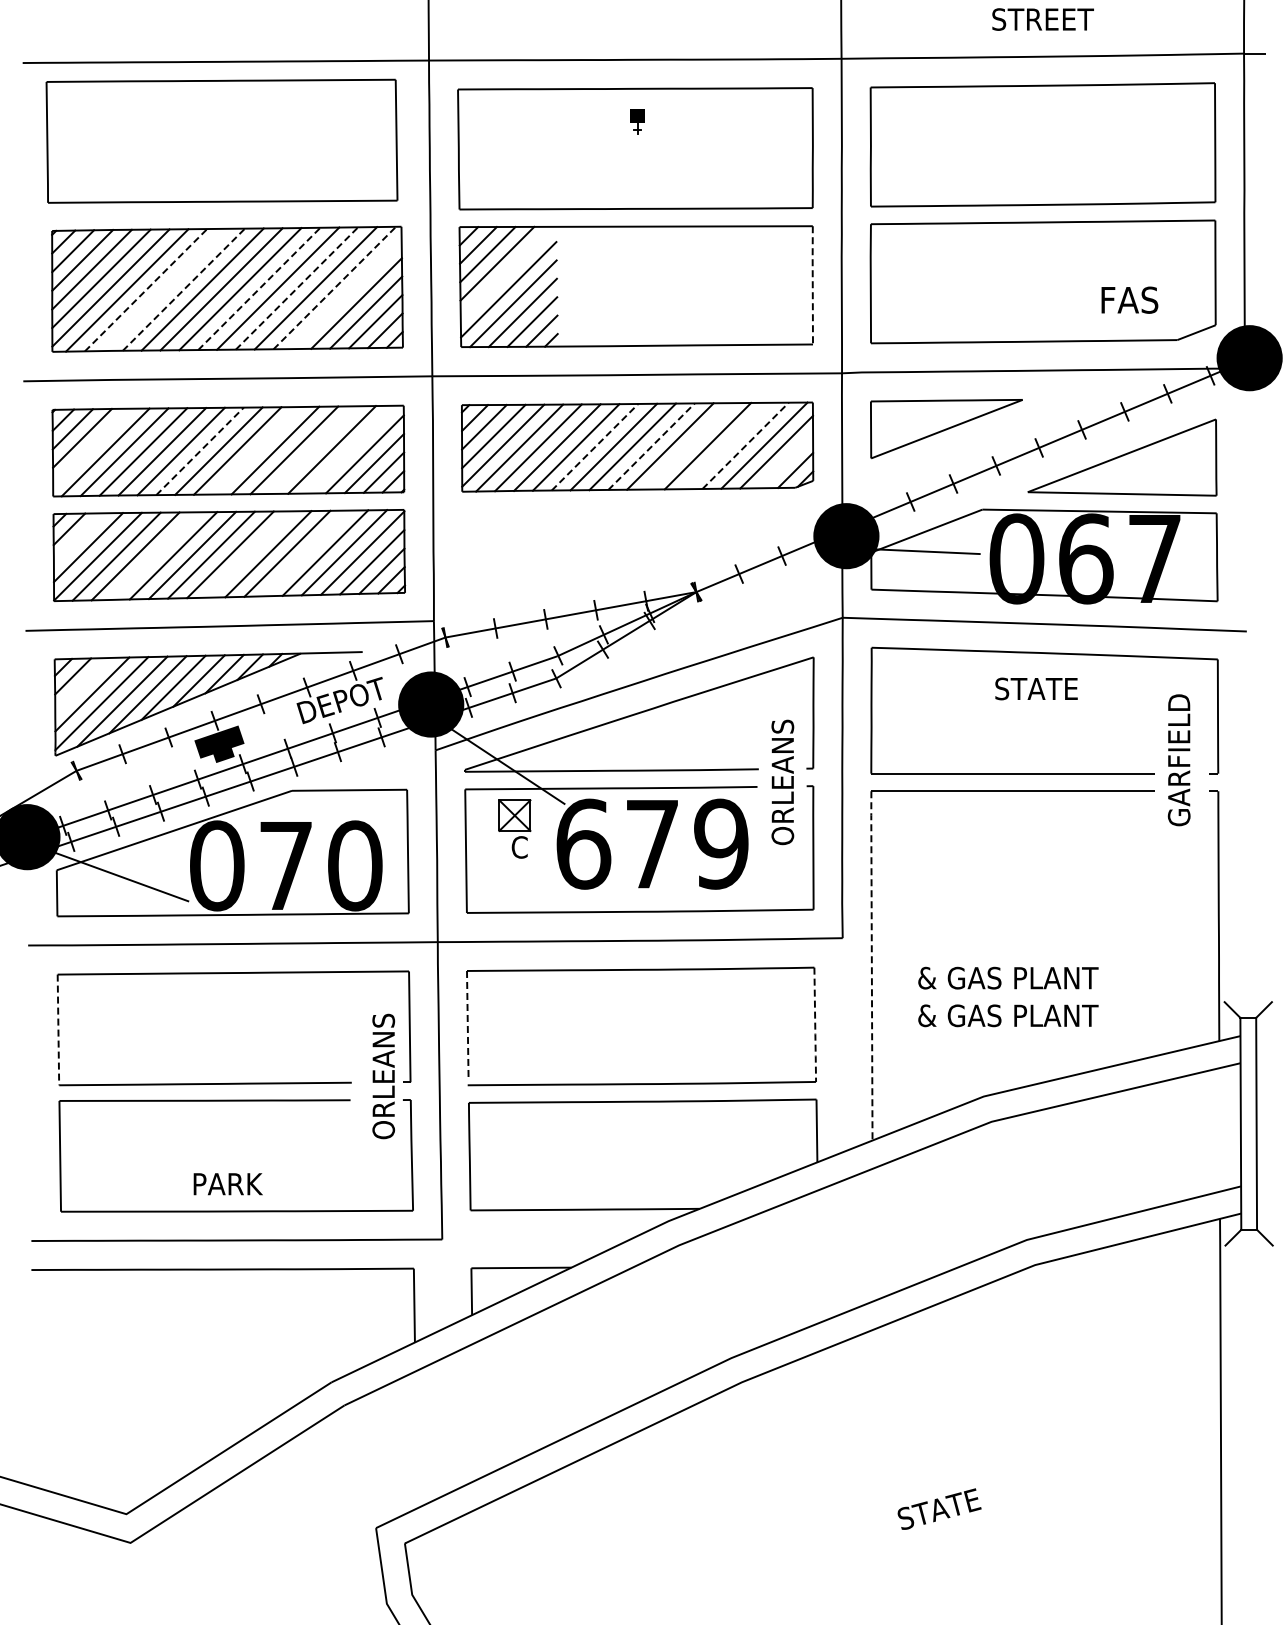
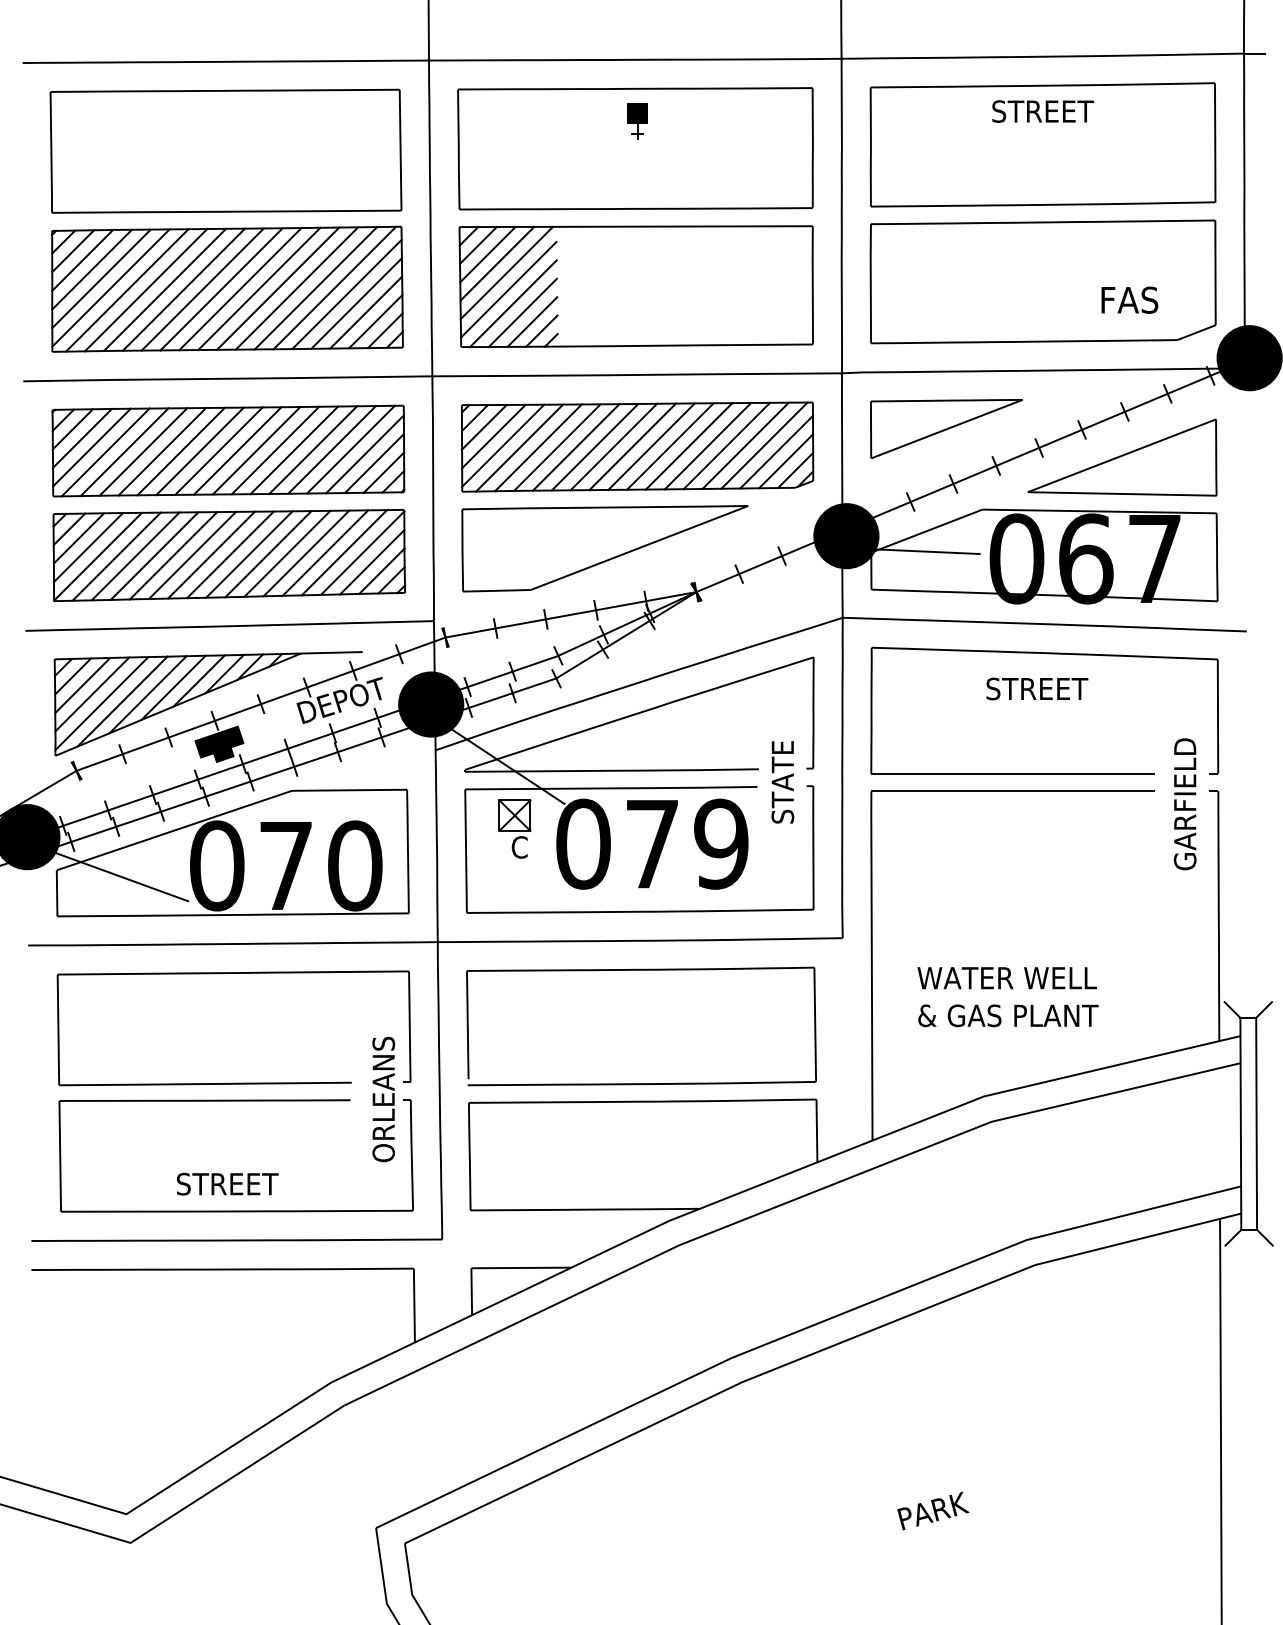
text position: (1042, 19) -> (1042, 111) (1042, 111)
part size: 15x26 px -> 21x37 px (637, 121)
part position: (221, 140) -> (225, 150) (225, 150)
line: none -> present (506, 272)
line: dashed -> solid (812, 283)
line: dashed -> solid (259, 288)
line: dashed -> solid (297, 288)
line: dashed -> solid (334, 288)
line: dashed -> solid (146, 289)
line: none -> present (164, 289)
line: dashed -> solid (184, 289)
line: none -> present (346, 294)
line: none -> present (726, 445)
line: dashed -> solid (745, 445)
line: dashed -> solid (595, 446)
line: dashed -> solid (651, 446)
line: none -> present (688, 446)
line: none -> present (91, 447)
line: none -> present (313, 449)
line: none -> present (350, 449)
line: none -> present (256, 450)
line: dashed -> solid (200, 451)
line: none -> present (786, 461)
line: none -> present (78, 538)
part: none -> present (604, 548)
line: none -> present (306, 553)
line: none -> present (249, 554)
line: none -> present (154, 555)
line: none -> present (82, 685)
text: STATE -> STREET (1037, 688)
text position: (1178, 760) -> (1184, 804) (1184, 804)
text: ORLEANS -> STATE (782, 782)
text: 679 -> 079 (583, 843)
line: dashed -> solid (871, 965)
text: & GAS PLANT -> WATER WELL (1007, 977)
line: dashed -> solid (467, 1025)
line: dashed -> solid (815, 1026)
line: dashed -> solid (58, 1030)
text position: (383, 1076) -> (383, 1099) (383, 1099)
text: PARK -> STREET (227, 1183)
text: STATE -> PARK (939, 1509)
